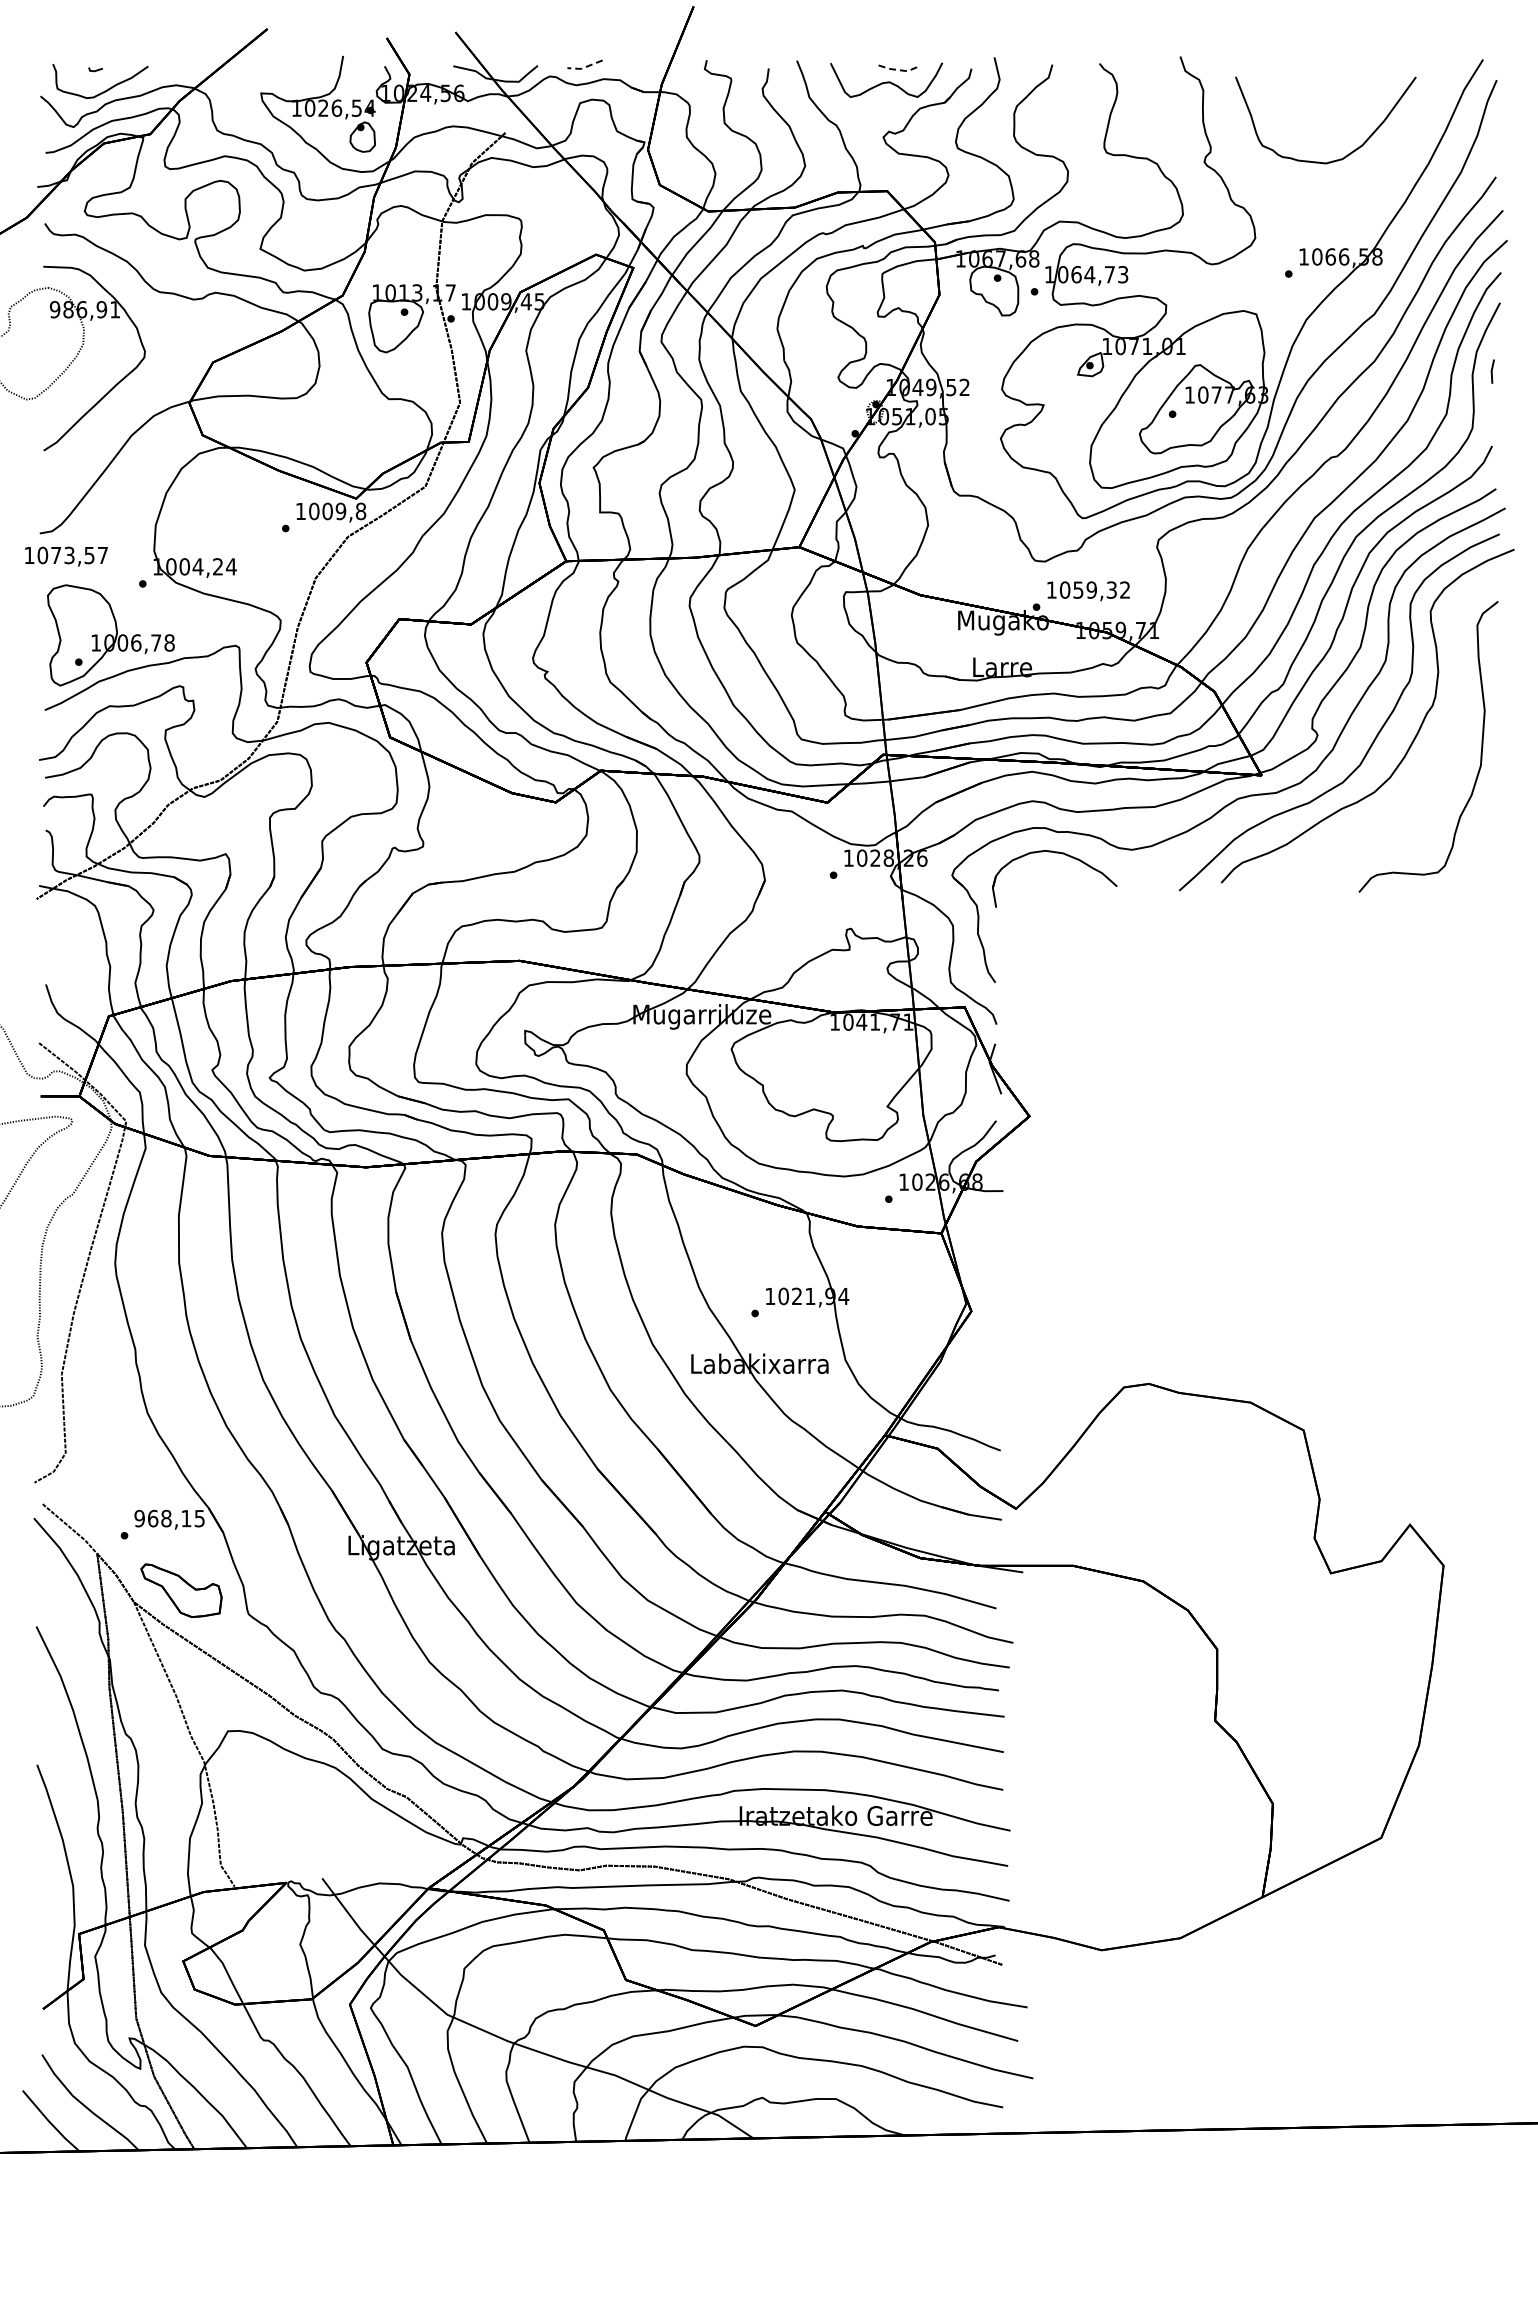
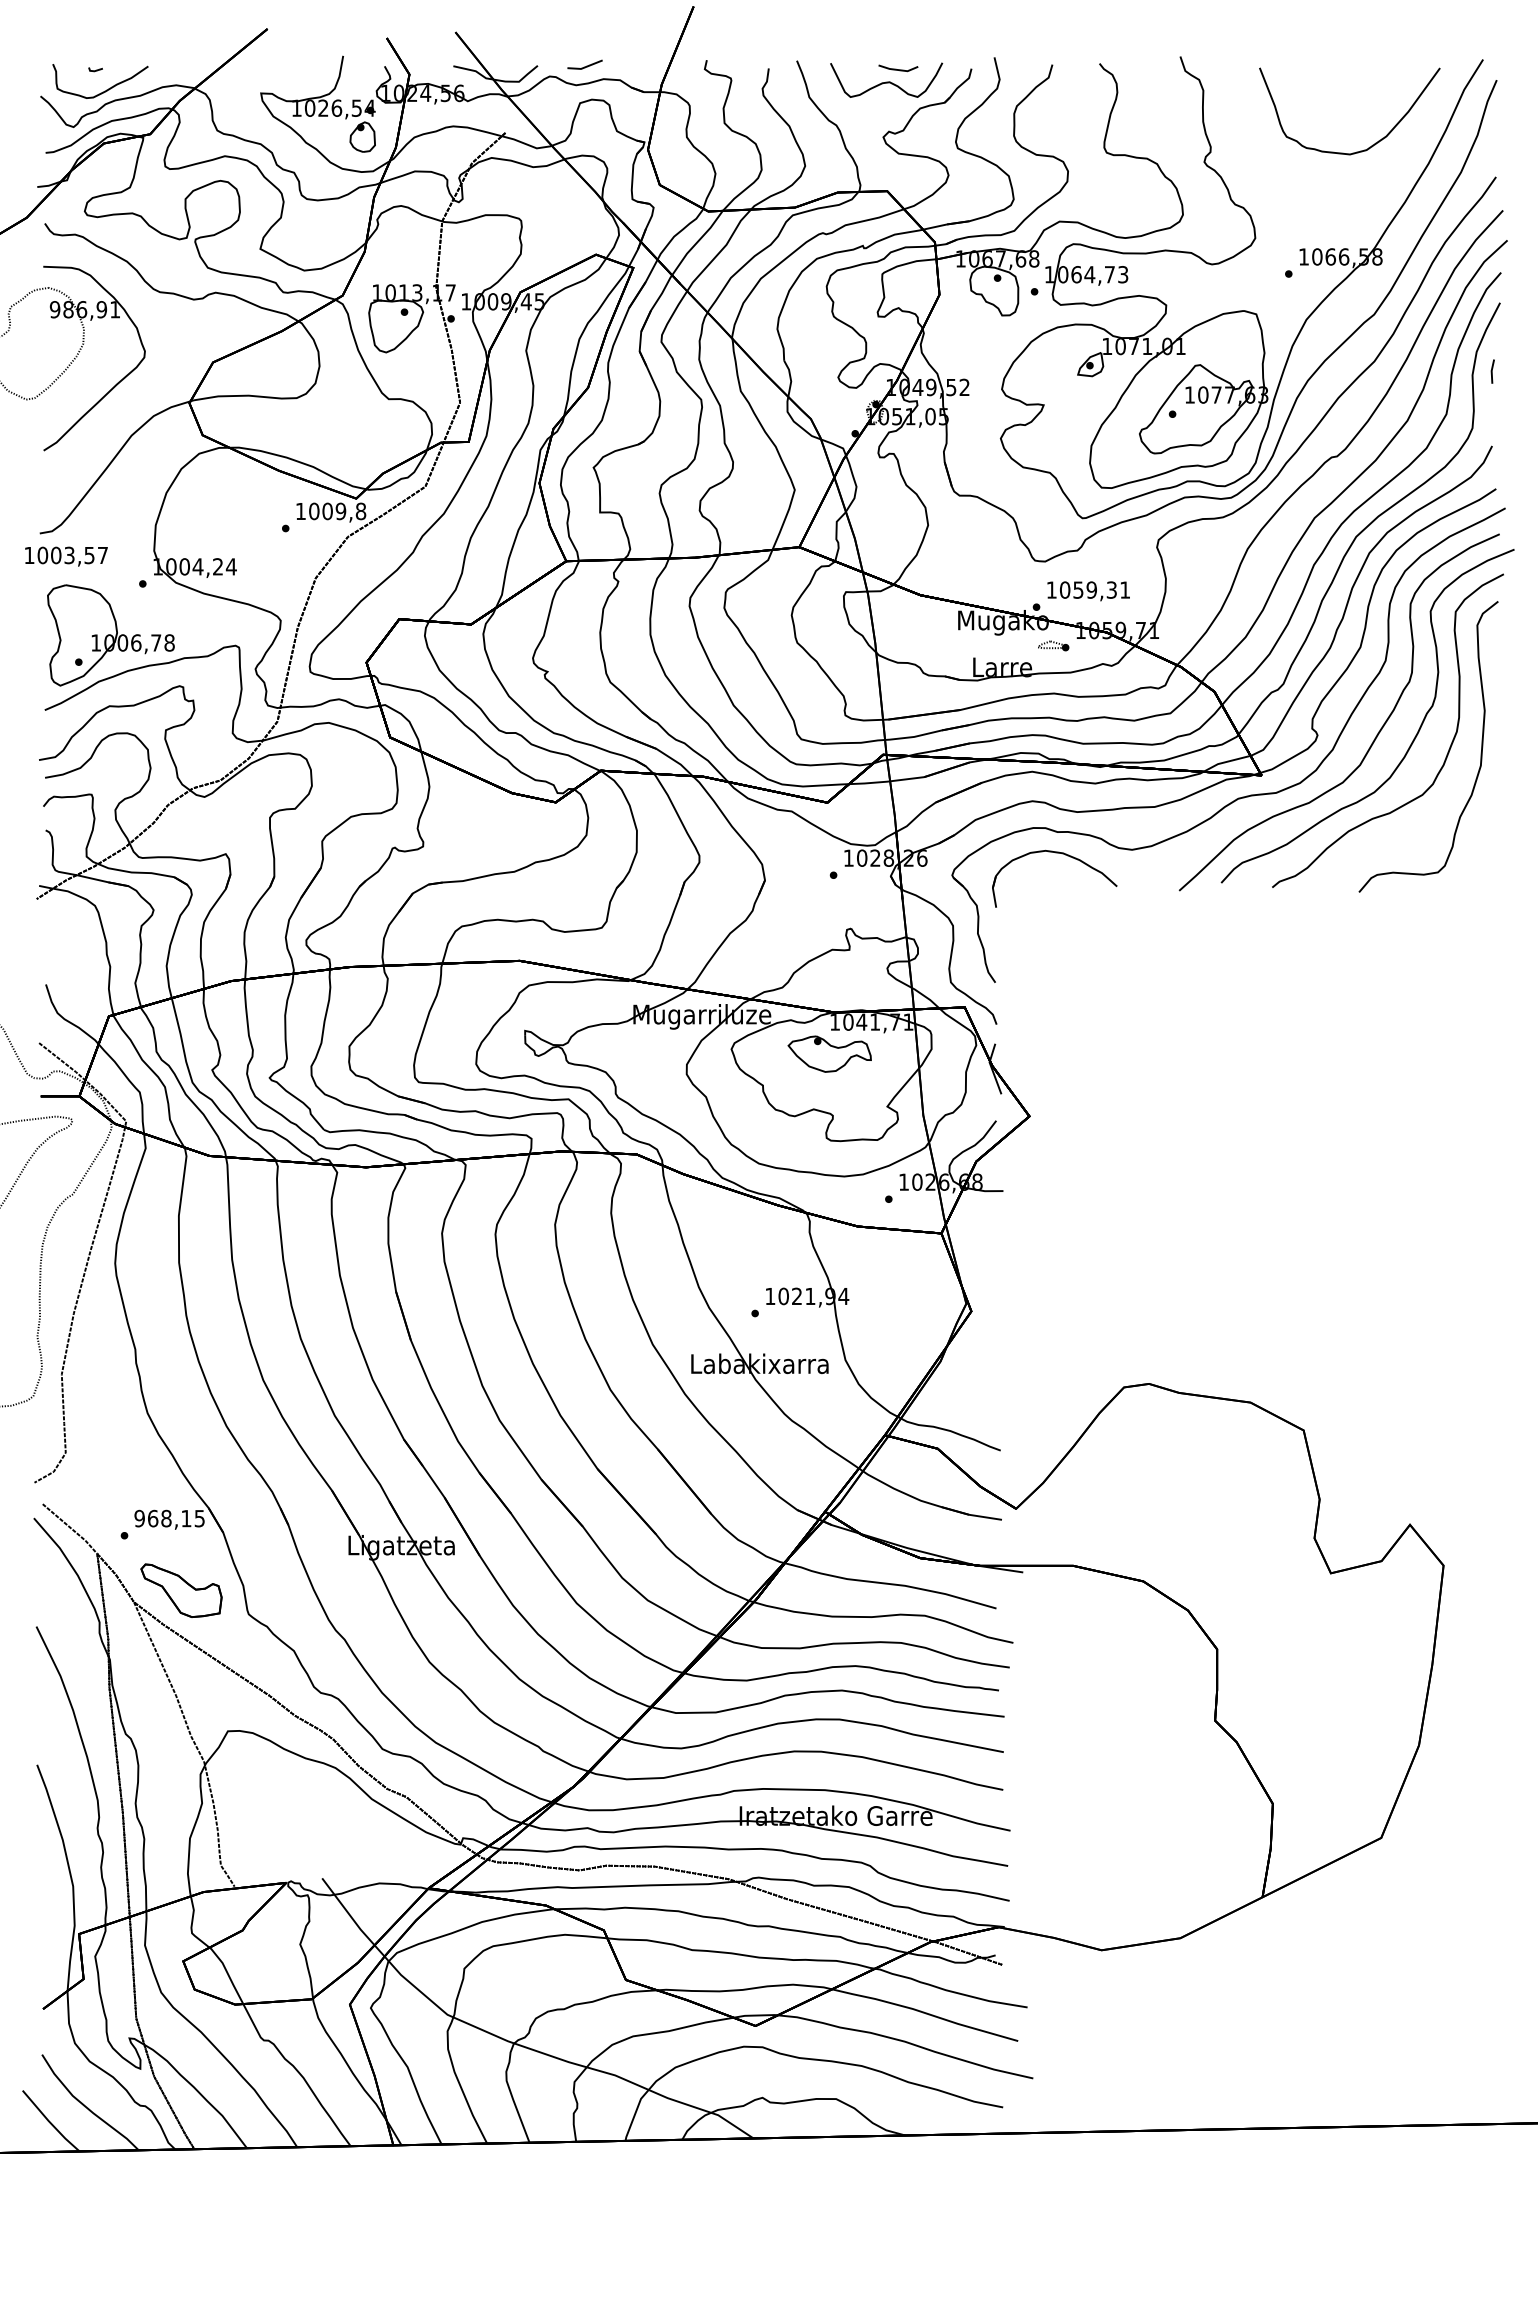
line: dashed -> solid (584, 67)
line: dashed -> solid (899, 70)
curve position: (1348, 153) -> (1372, 144) (1372, 144)
text: 1073,57 -> 1003,57 (56, 555)
text: 1059,32 -> 1059,31 (1124, 589)
part: none -> present (1053, 645)
curve: none -> present (1447, 751)
part: none -> present (829, 1053)
